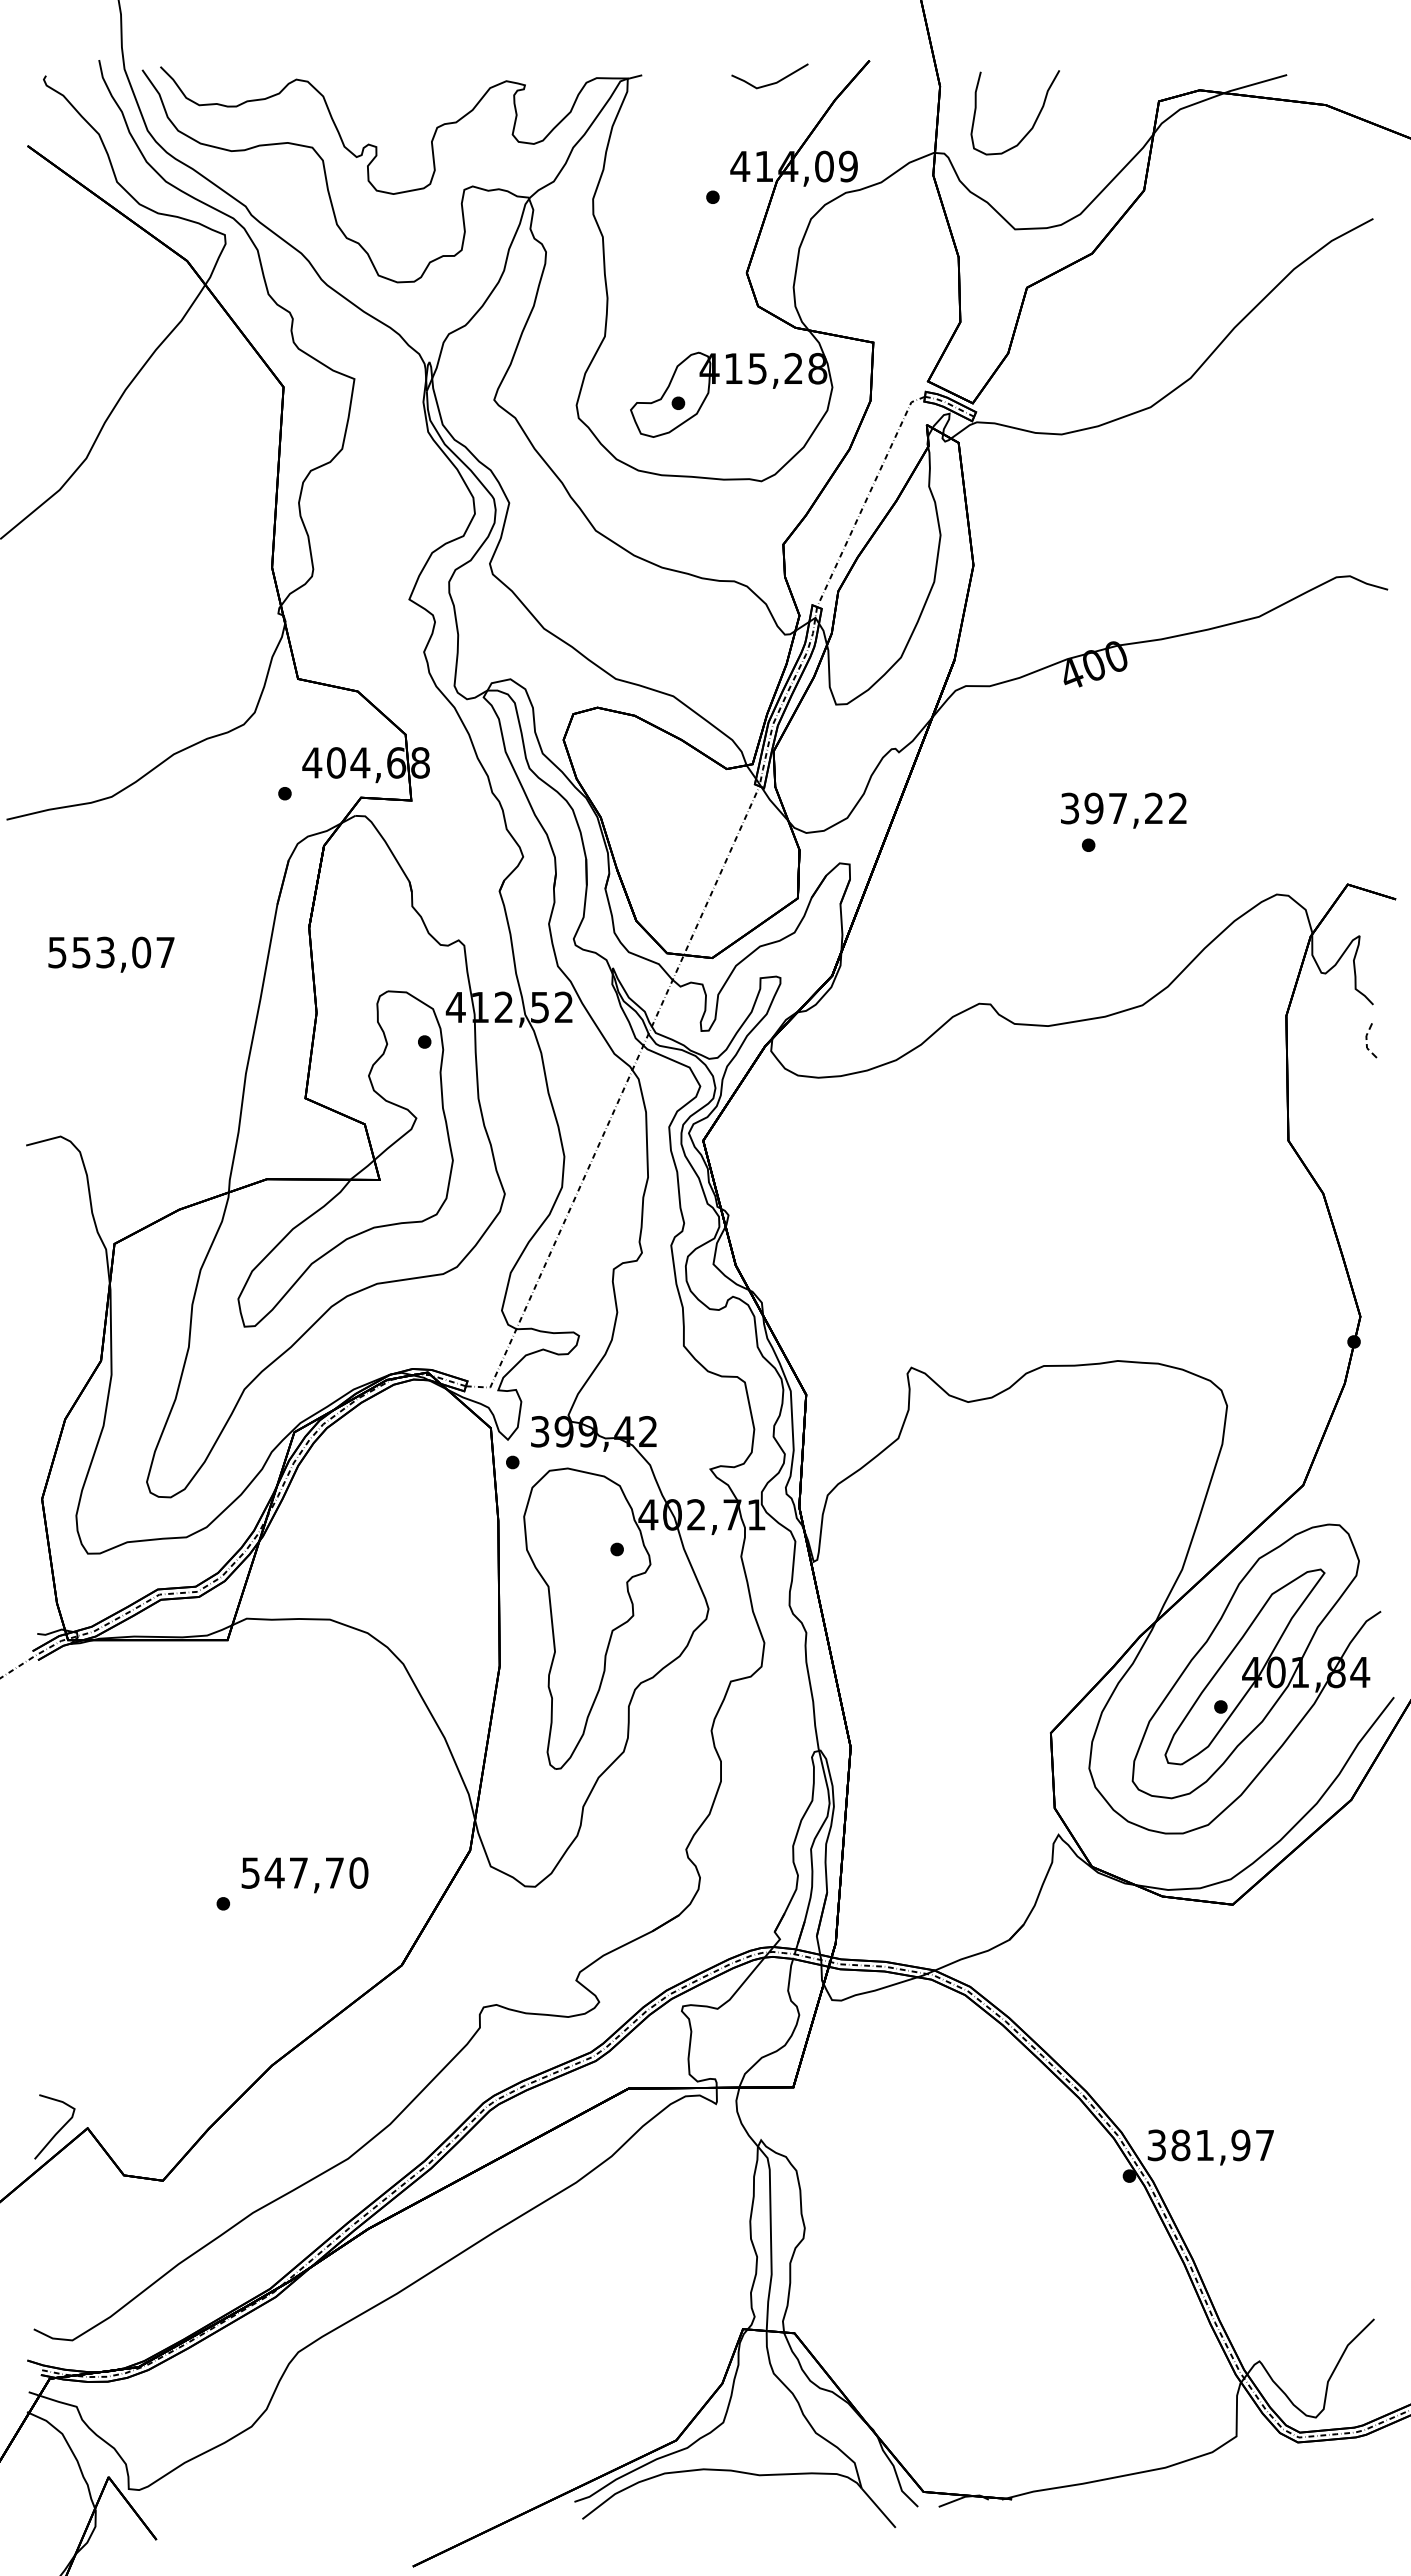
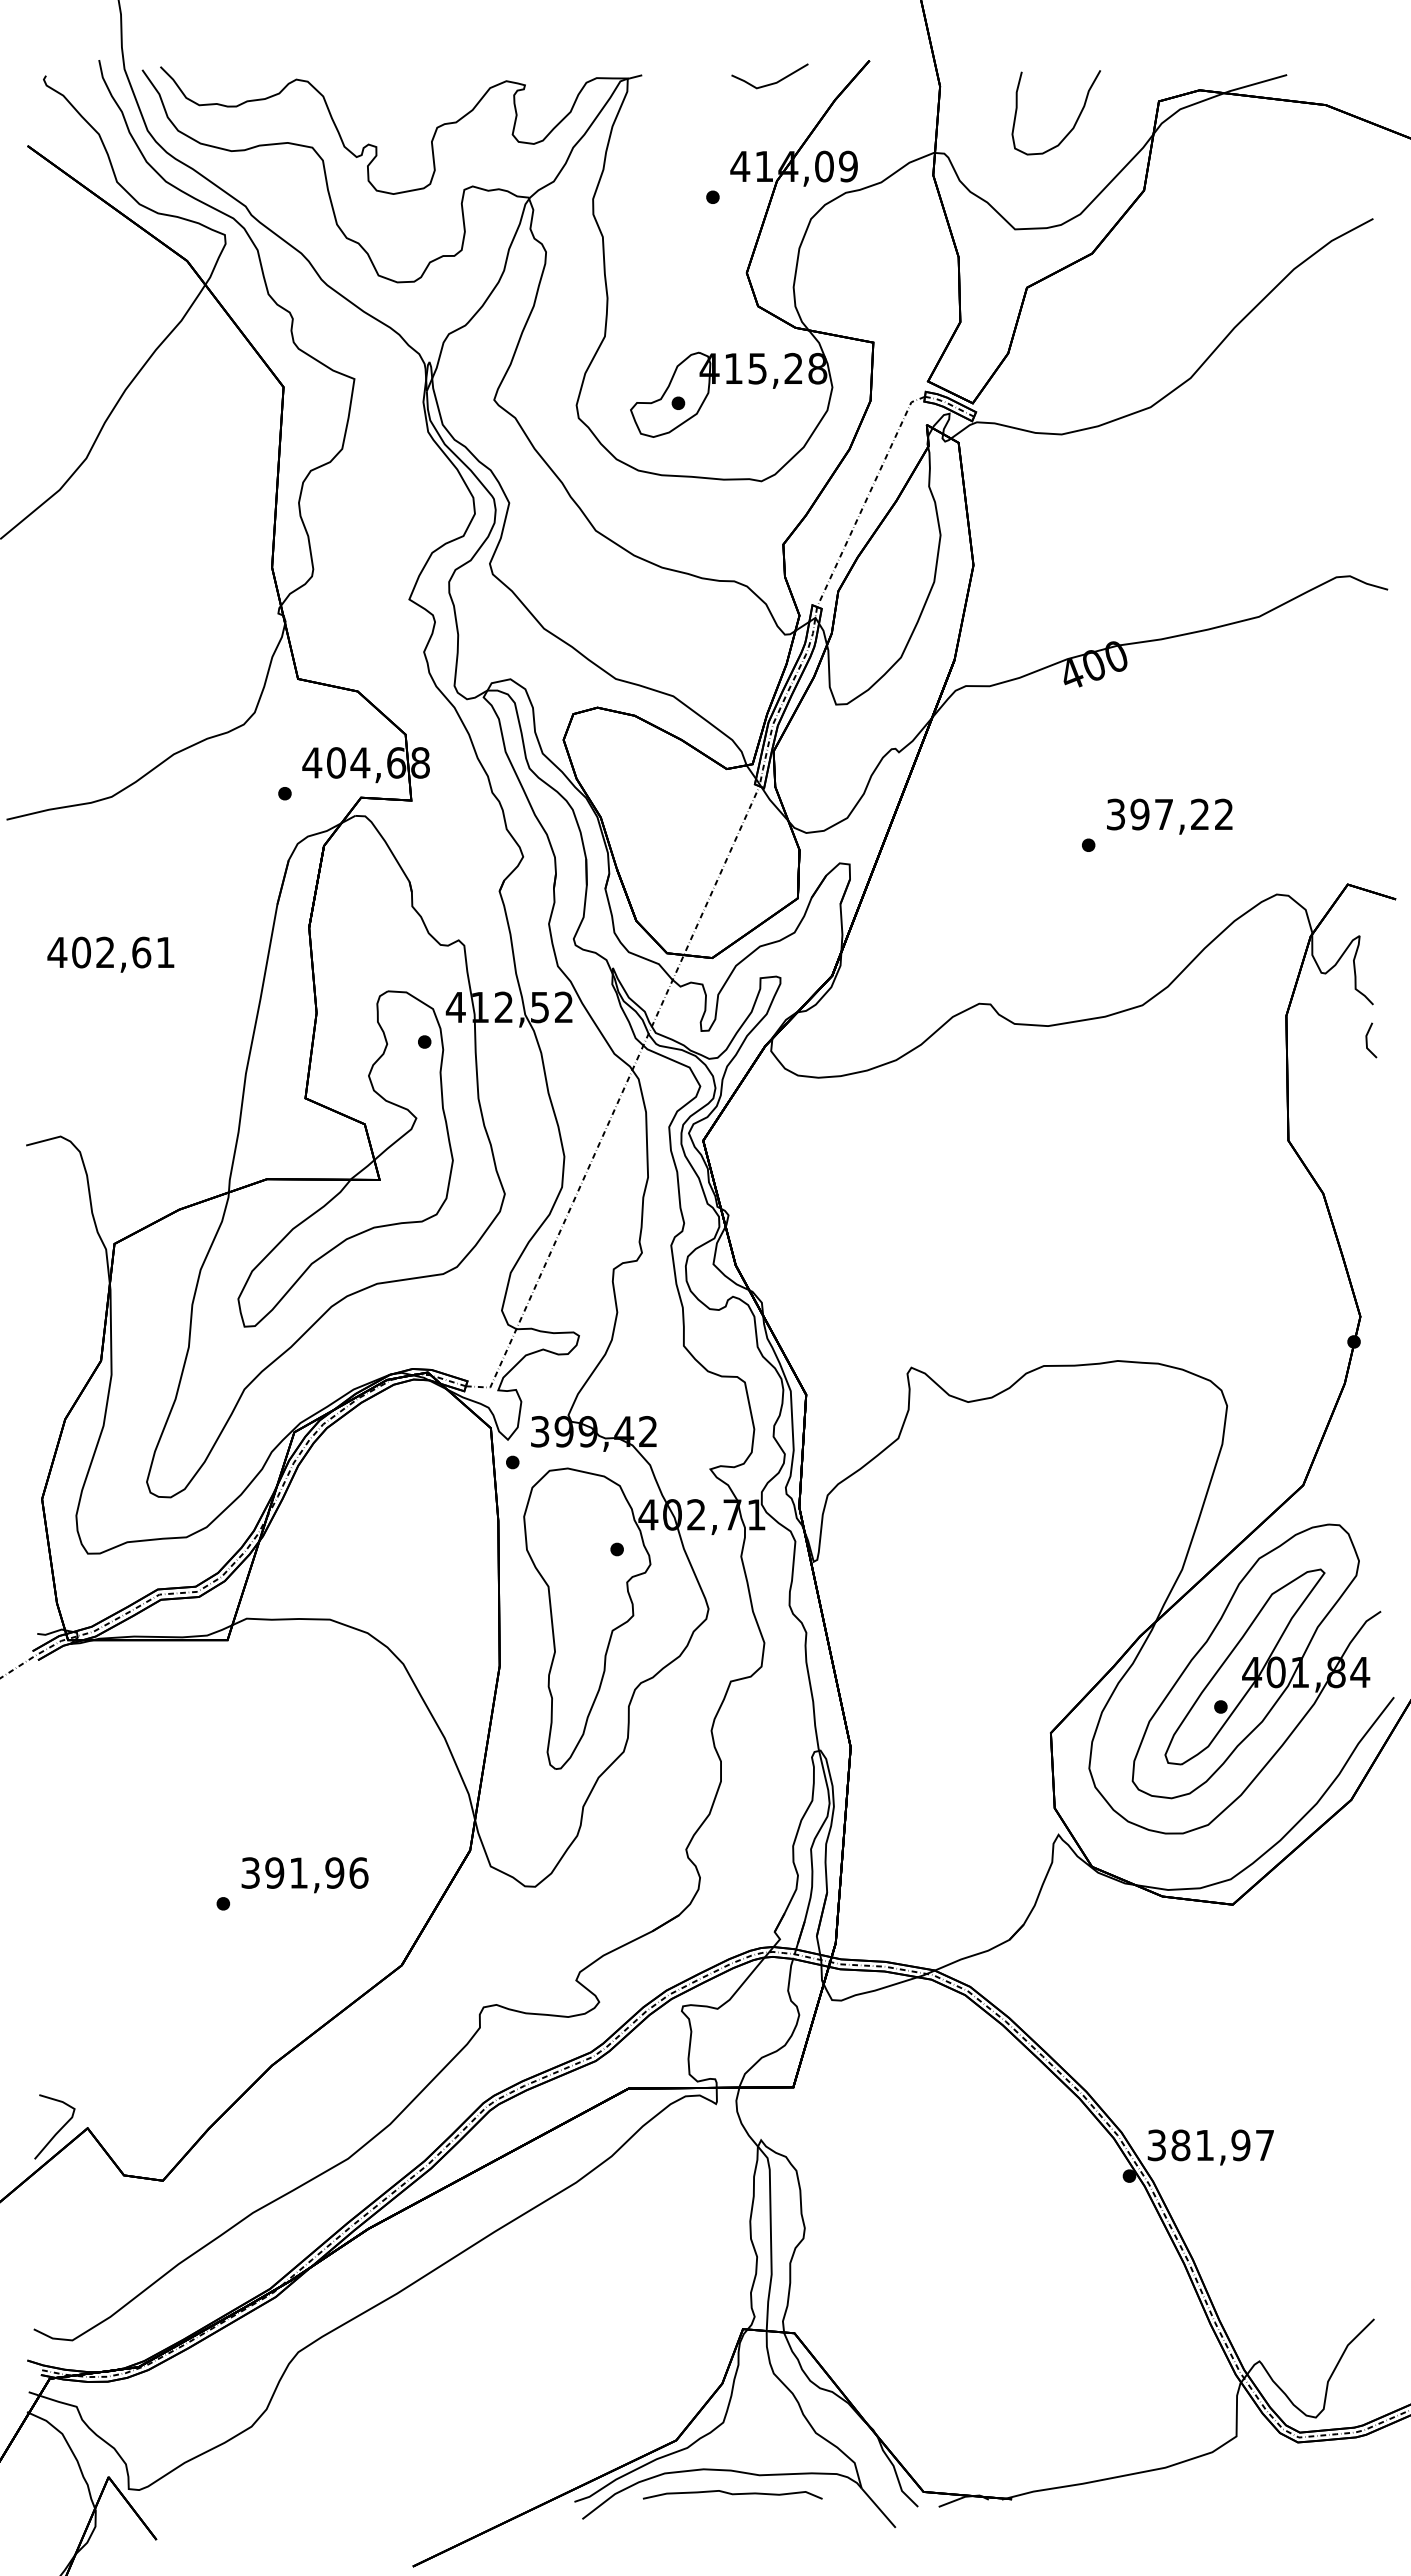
curve position: (1034, 121) -> (1075, 121) (1075, 121)
text position: (1123, 810) -> (1169, 816) (1169, 816)
text: 553,07 -> 402,61 (110, 952)
line: dashed -> solid (1366, 1041)
text: 547,70 -> 391,96 (305, 1872)
curve: none -> present (732, 2494)
